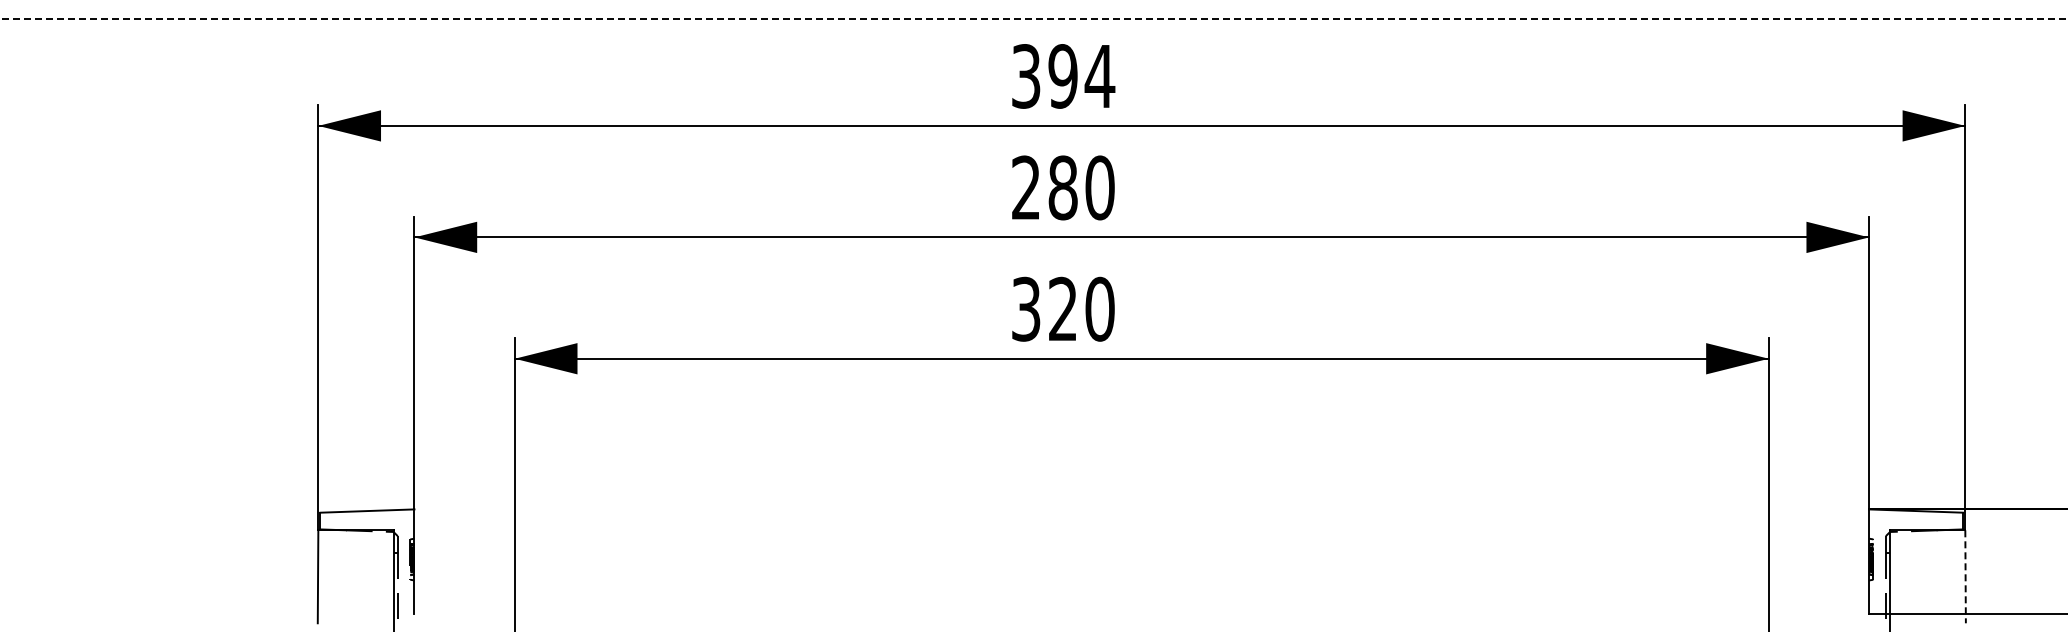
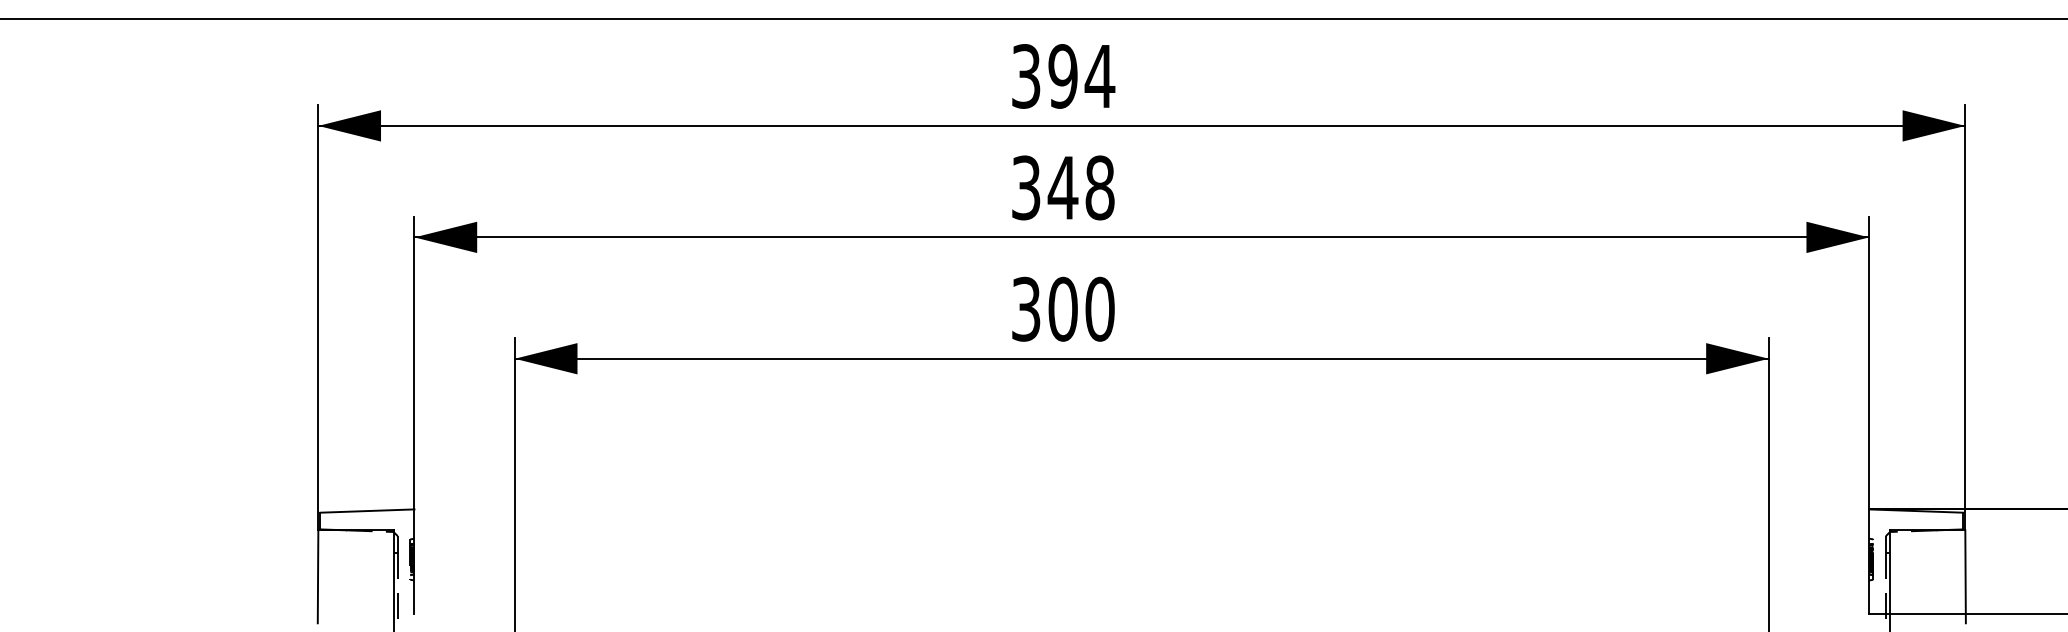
line: dashed -> solid (1034, 19)
text: 280 -> 348 (1063, 187)
text: 320 -> 300 (1062, 308)
line: dashed -> solid (1965, 577)
